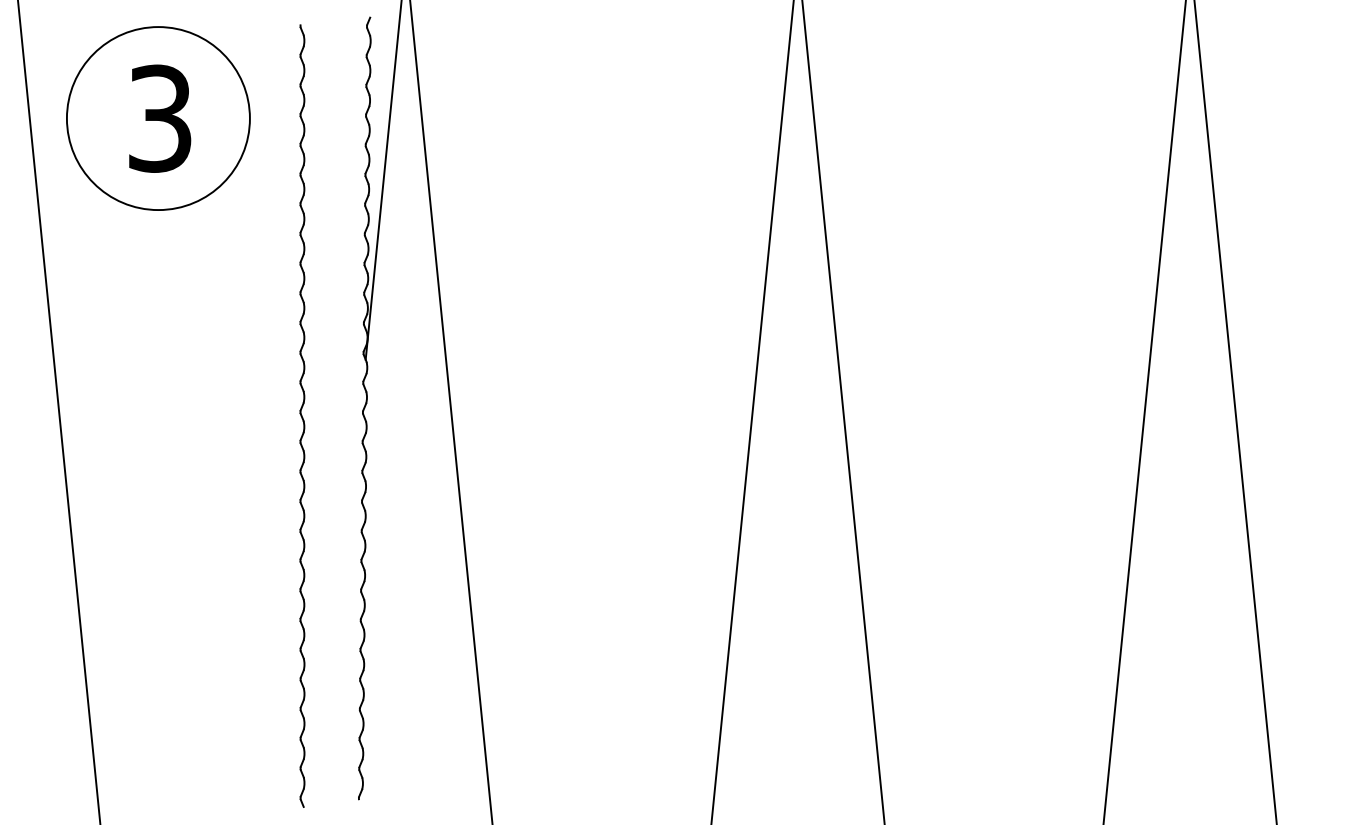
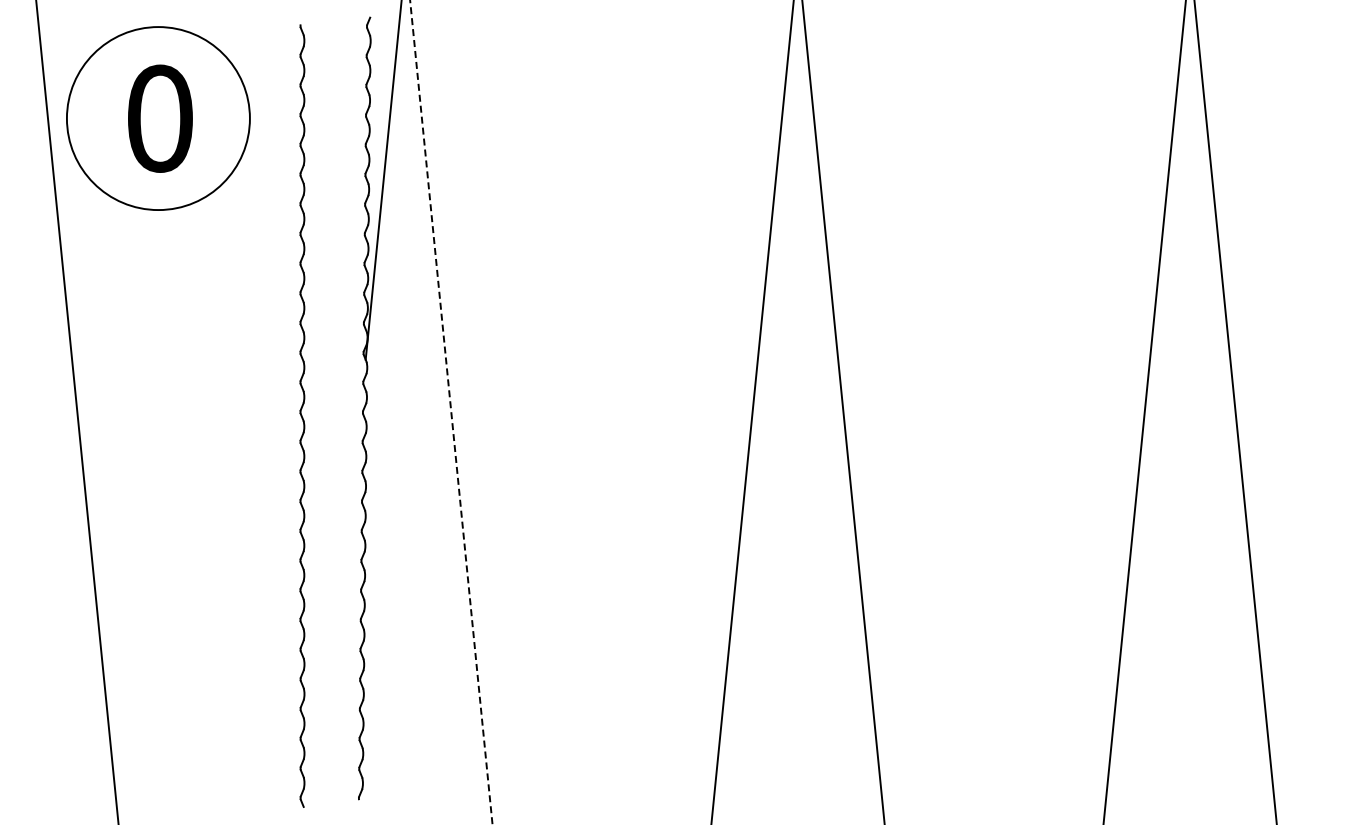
text: 3 -> 0 (160, 118)
line position: (59, 411) -> (77, 411) (77, 411)
line: solid -> dashed (451, 412)
